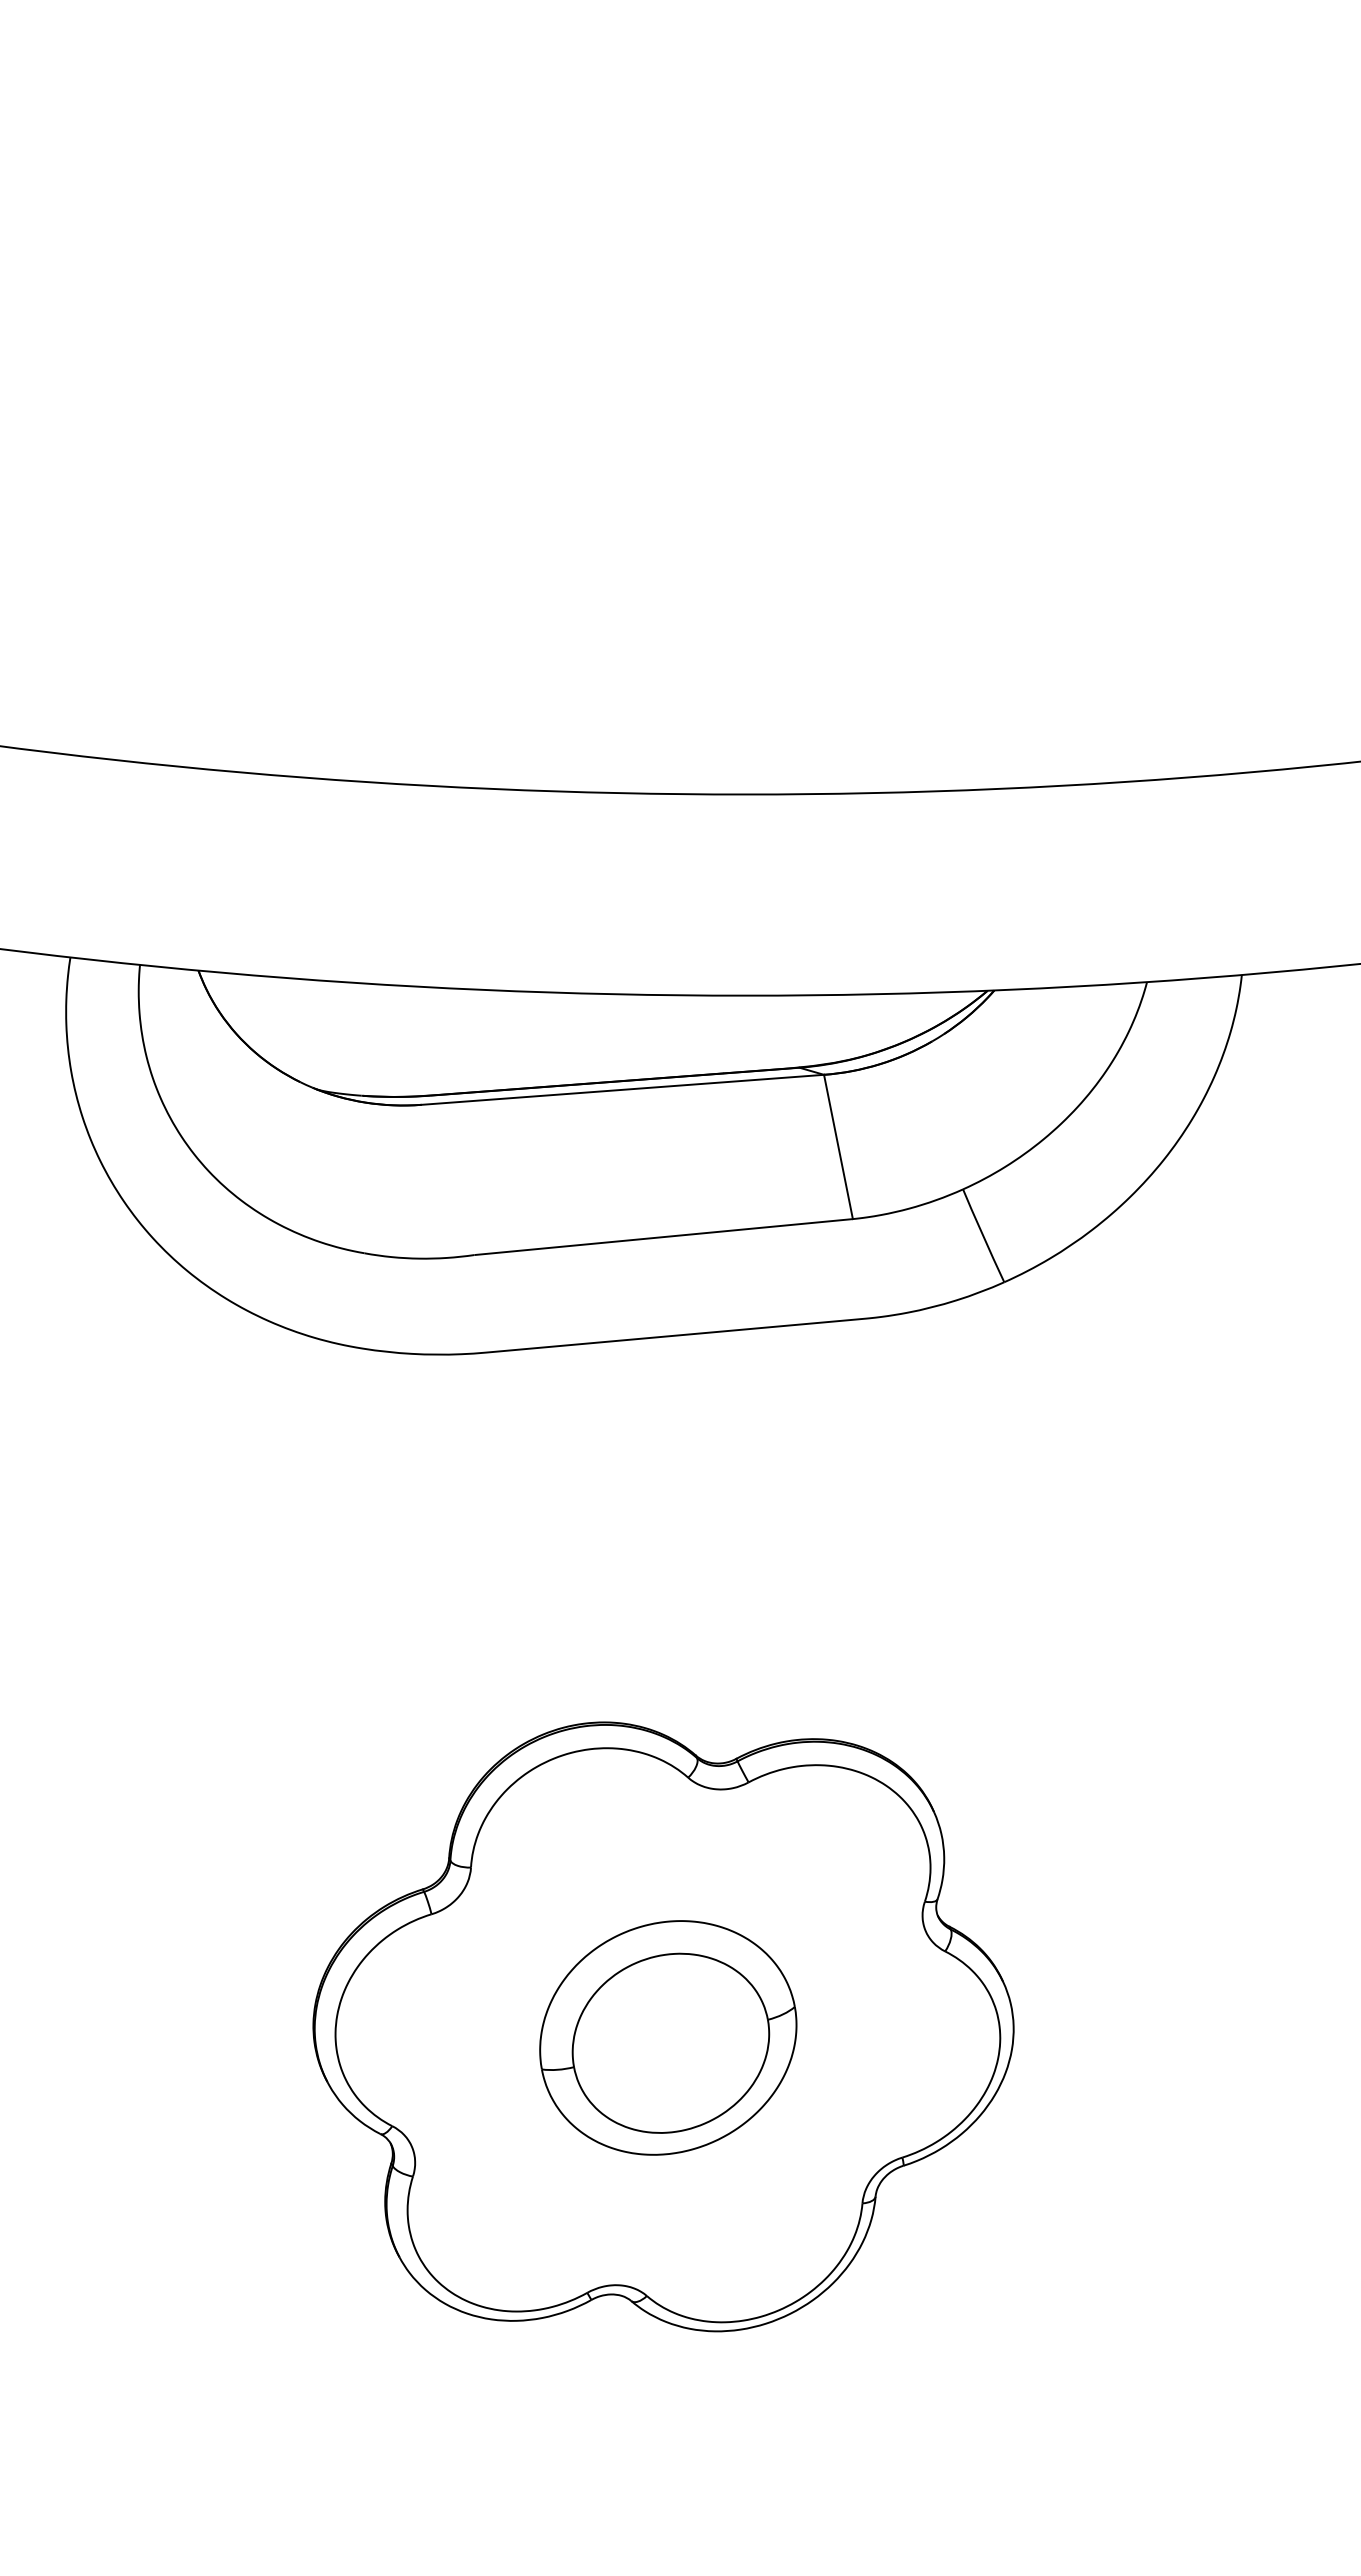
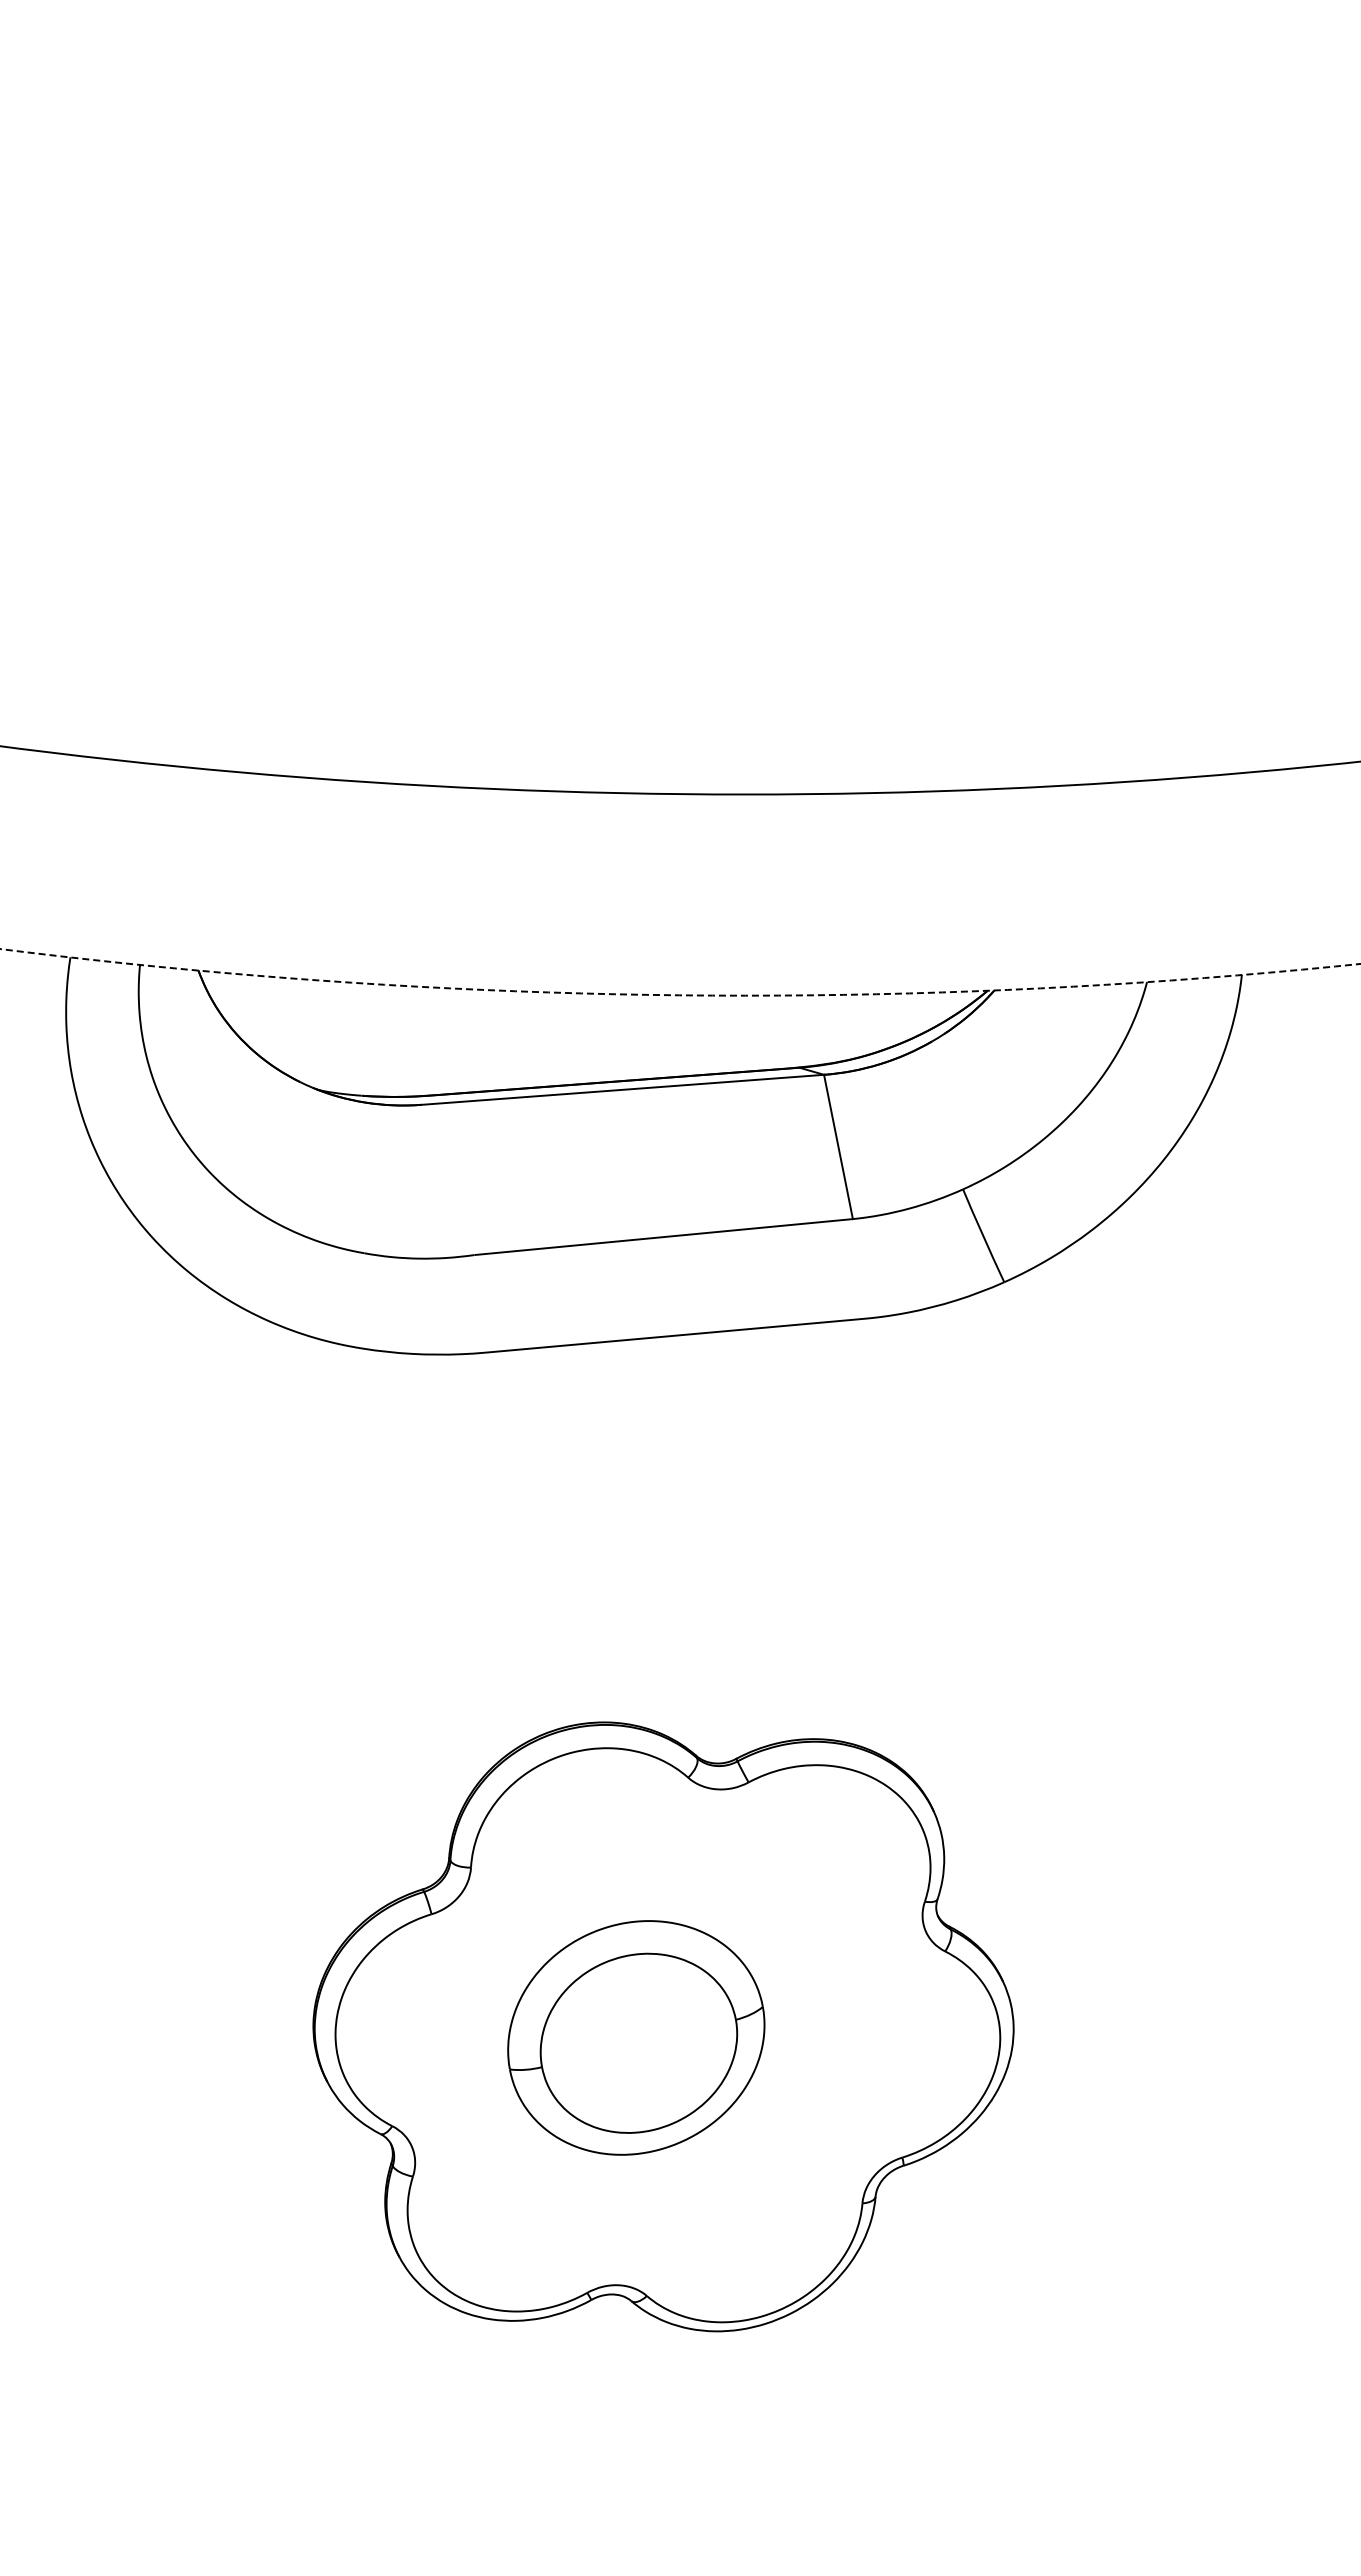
arc: solid -> dashed (679, 995)
part position: (668, 2037) -> (636, 2037) (636, 2037)
